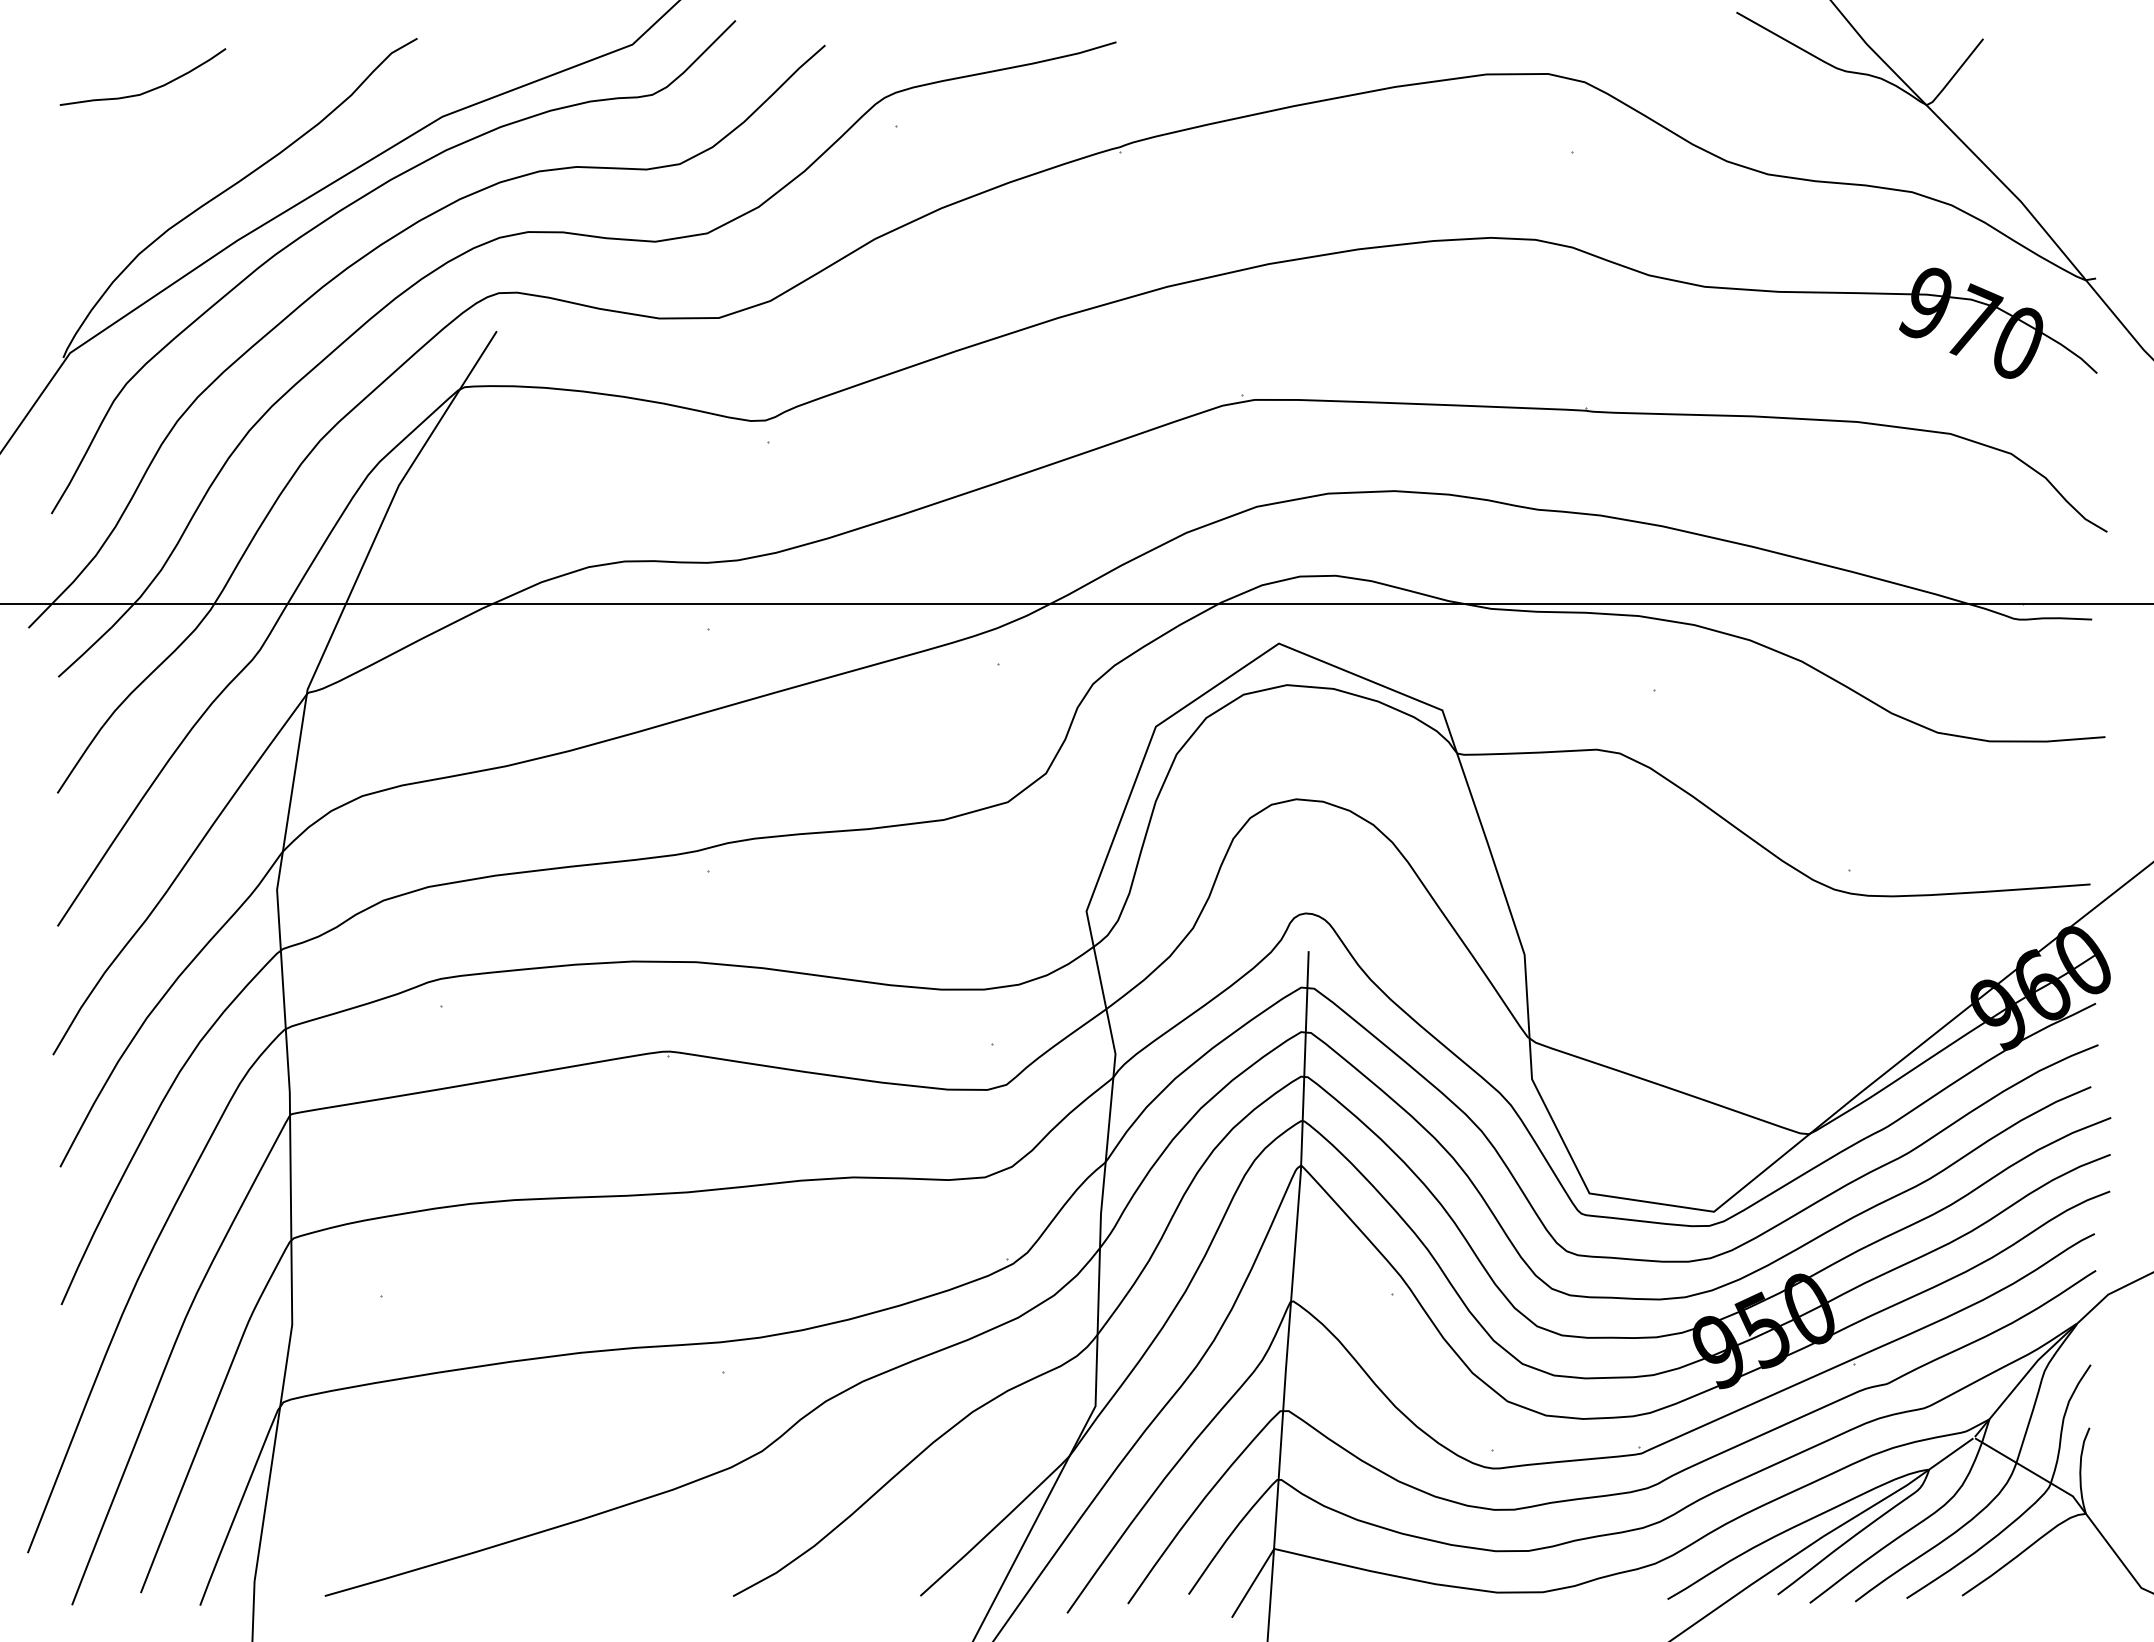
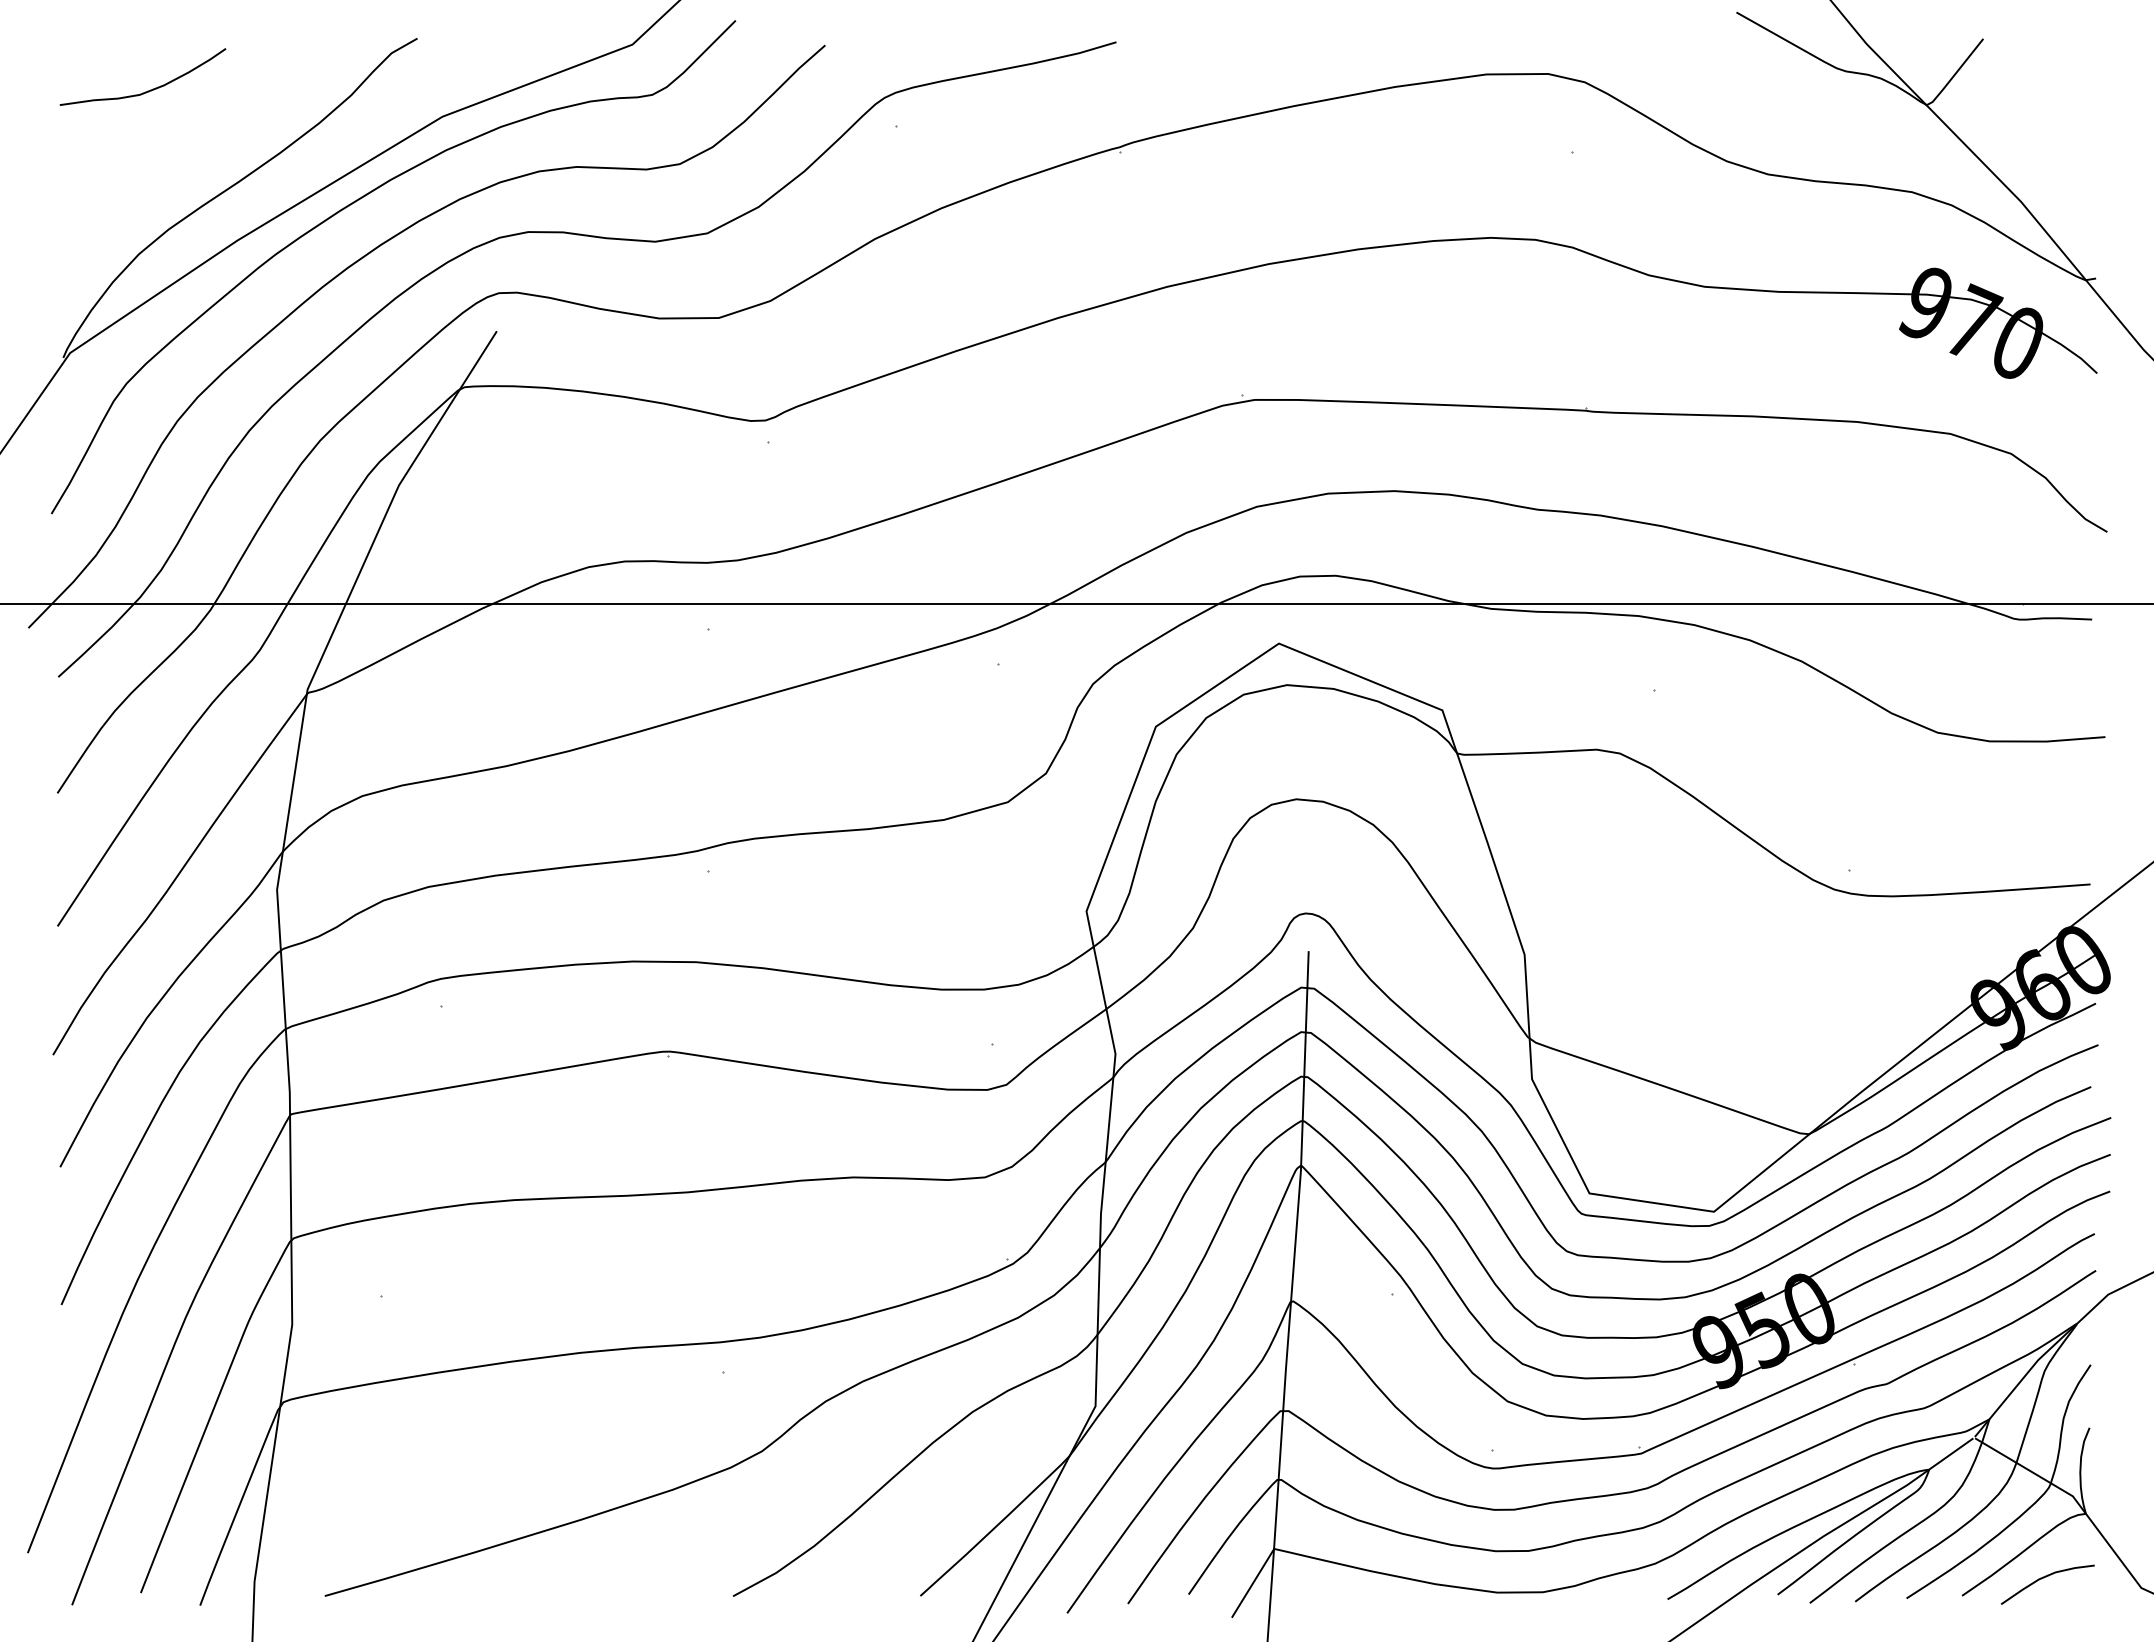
curve: none -> present (2044, 1578)
